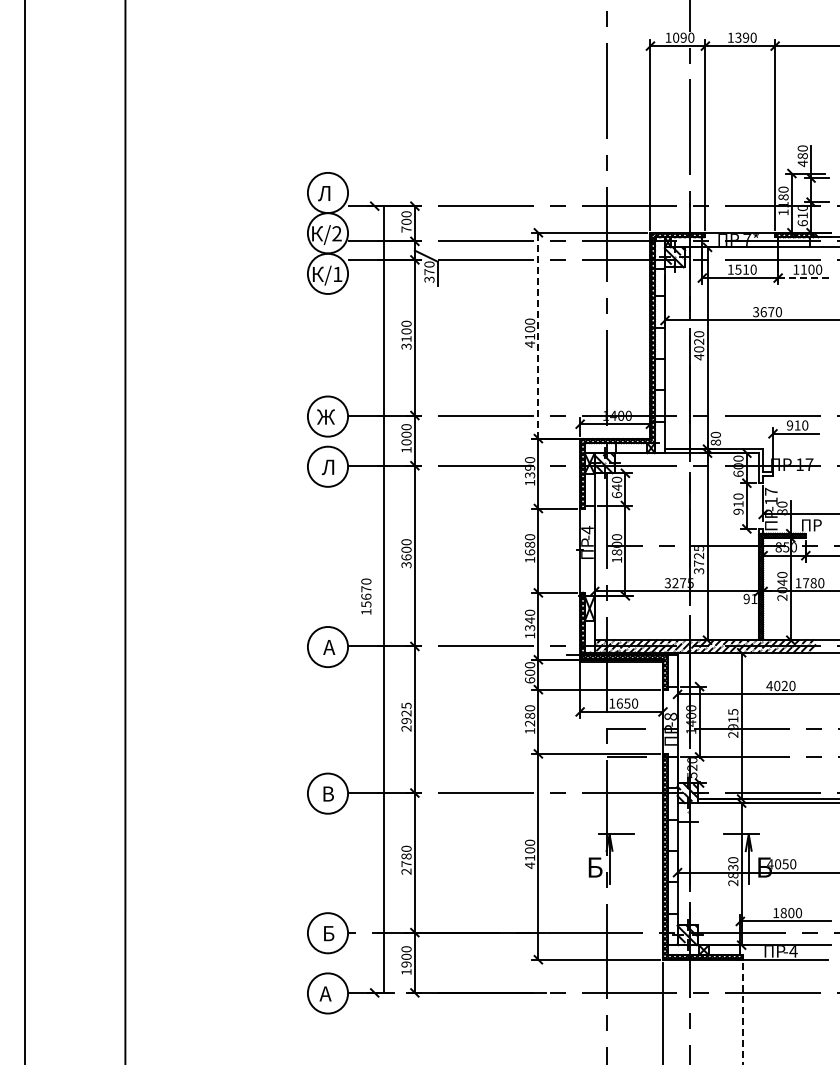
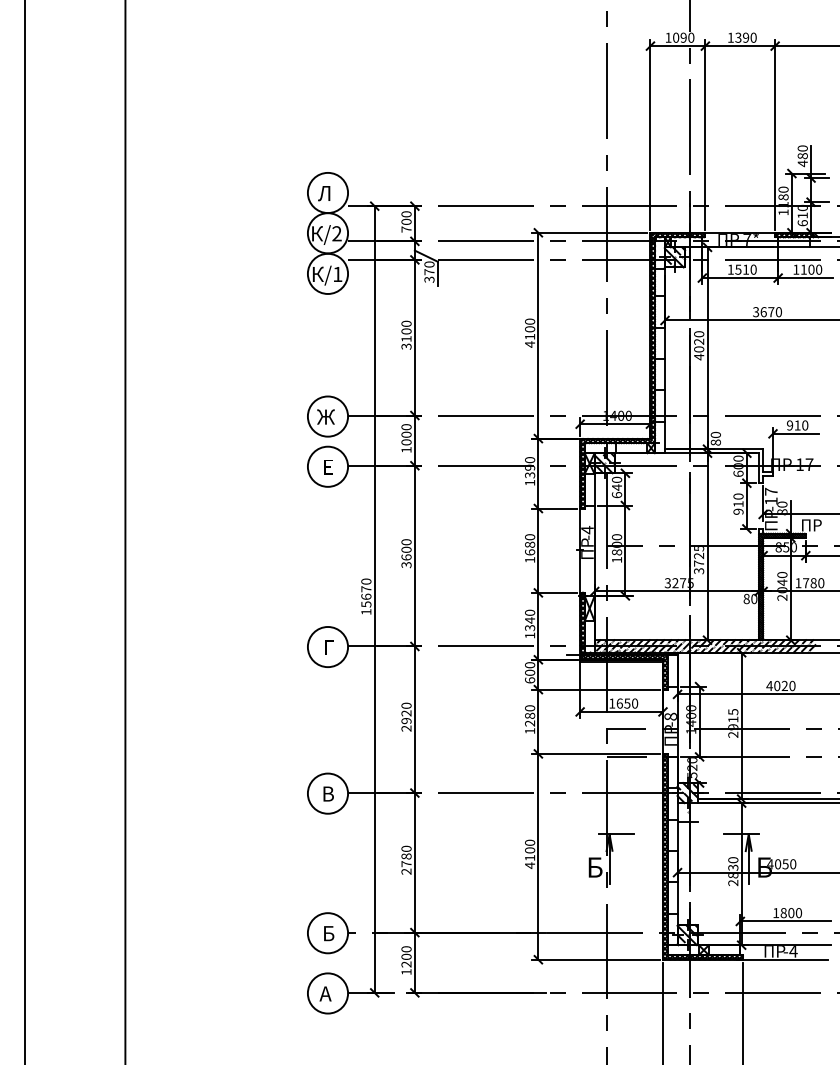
line: dashed -> solid (805, 278)
line: dashed -> solid (538, 335)
text: Л -> Е (327, 467)
text: 91 -> 80 (750, 598)
line position: (383, 599) -> (374, 599) (374, 599)
text: А -> Г (329, 647)
text: 2925 -> 2920 (406, 705)
text: 1900 -> 1200 (406, 964)
line: dashed -> solid (743, 1013)
